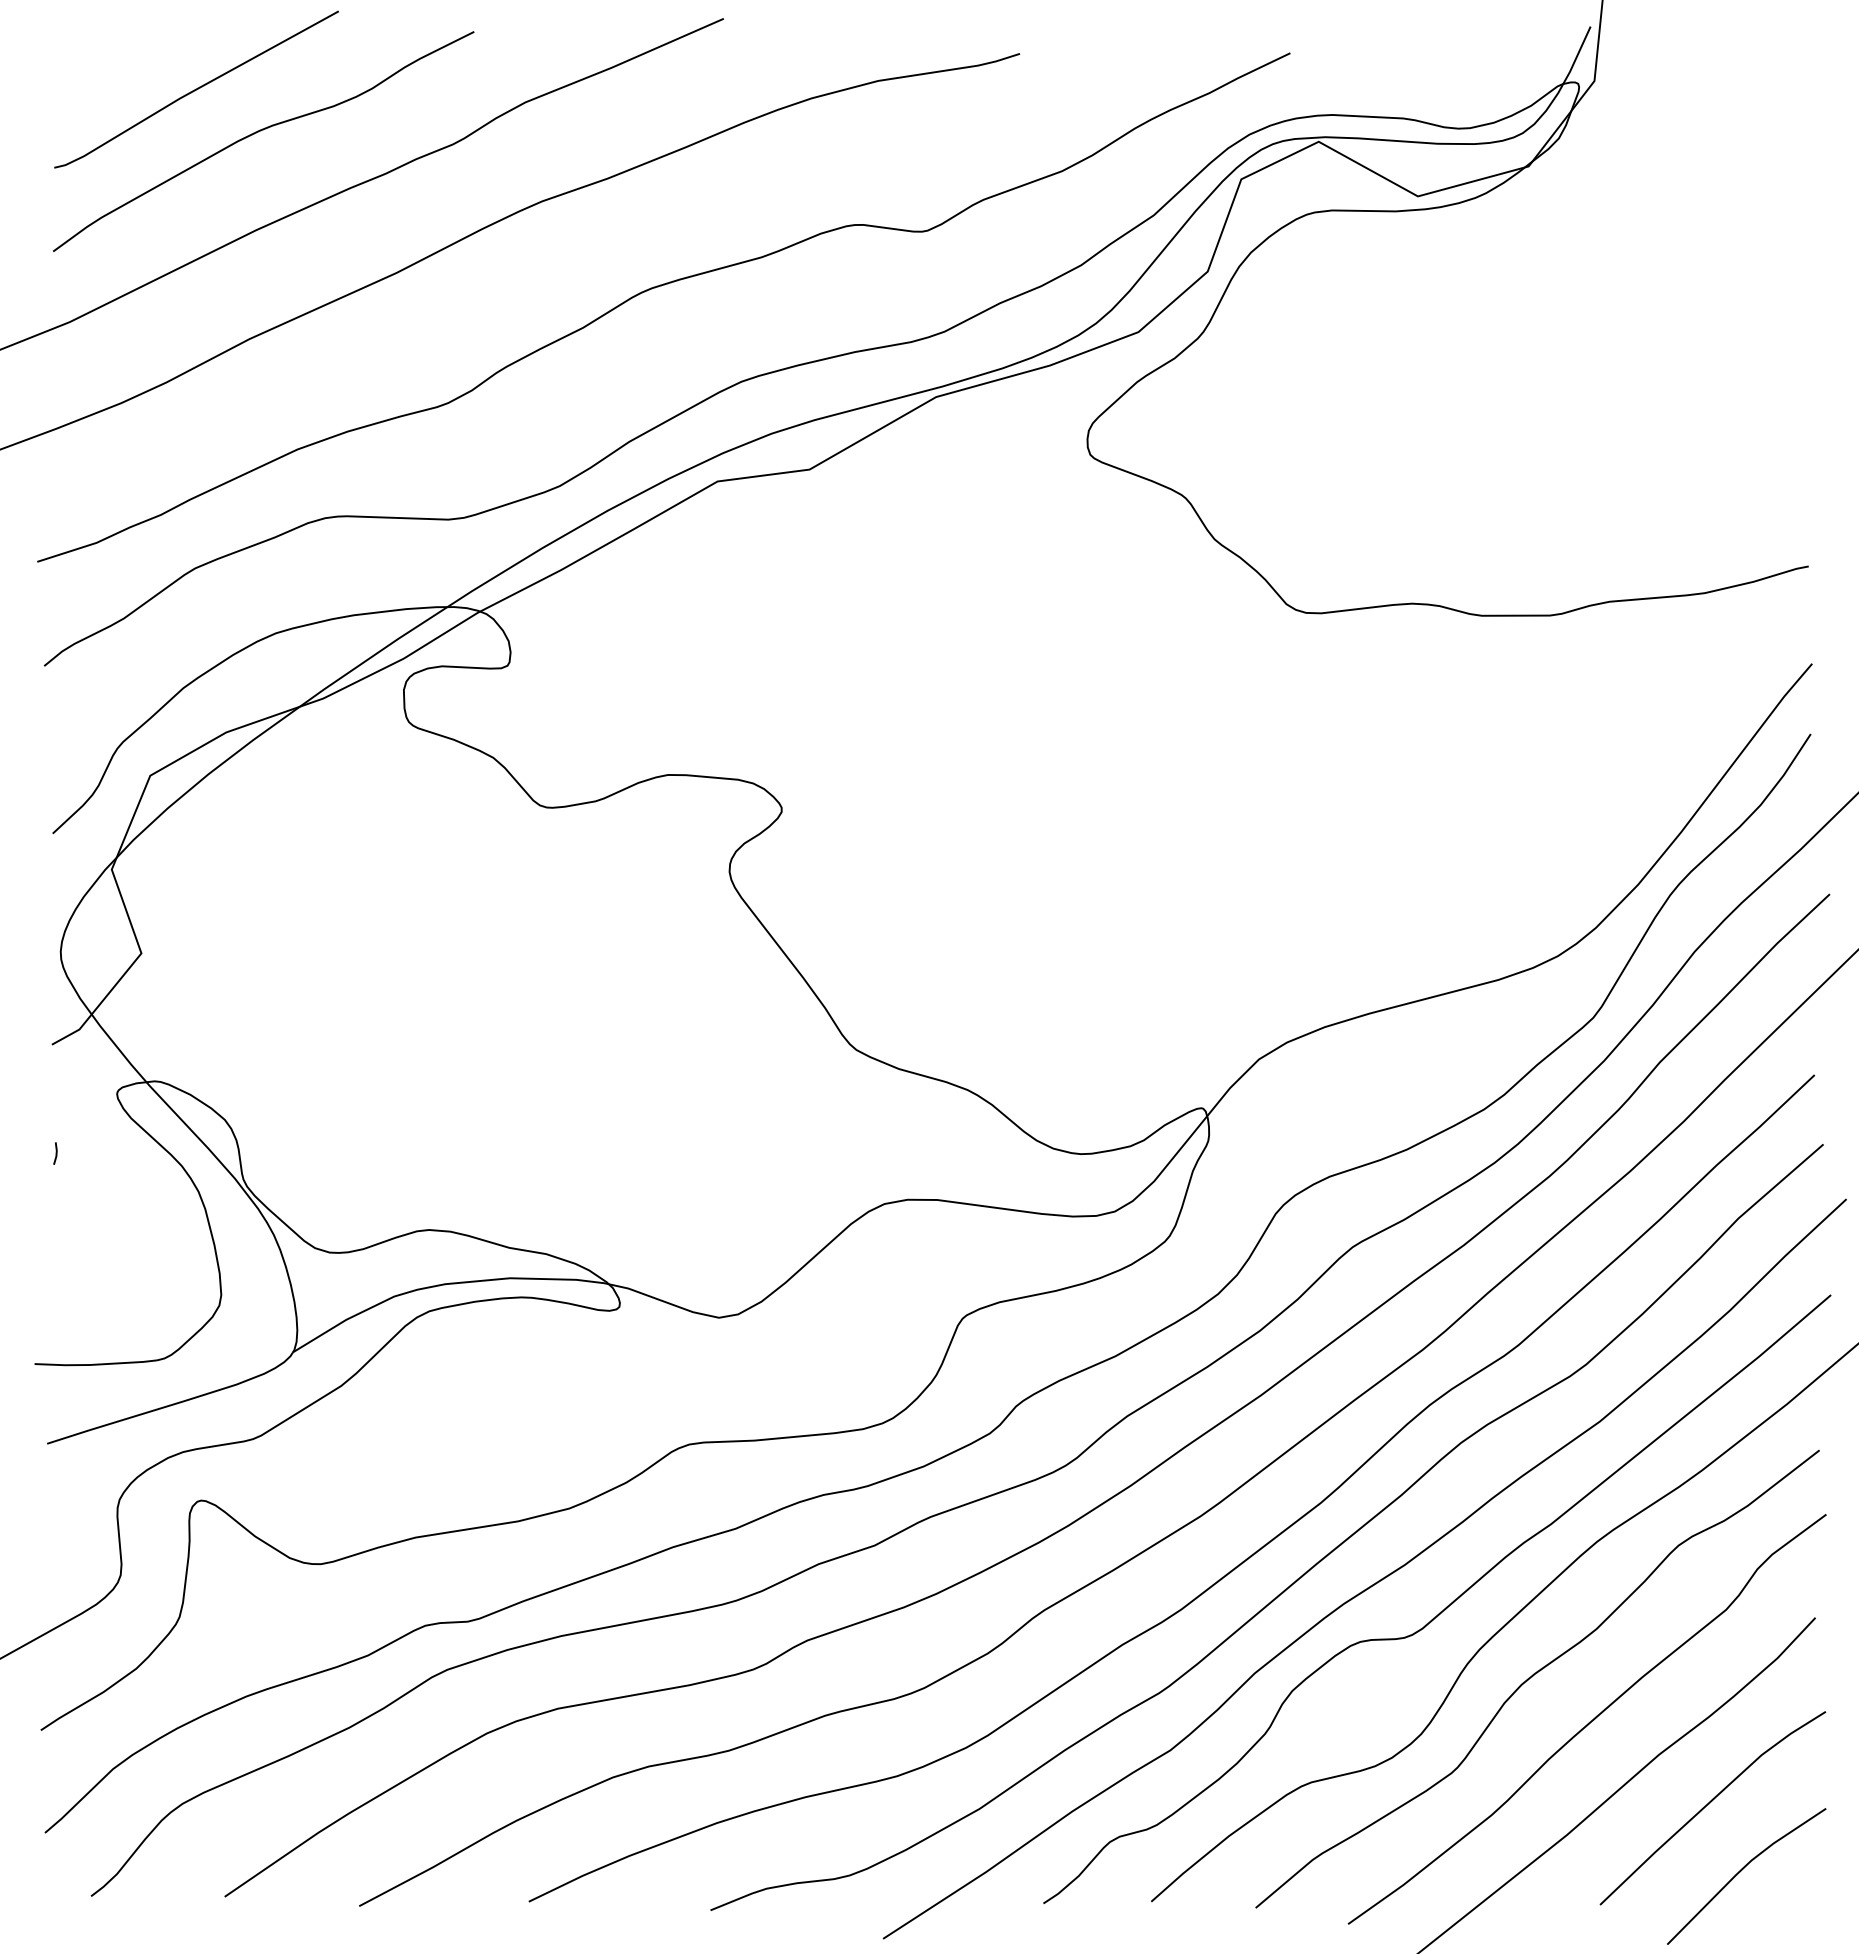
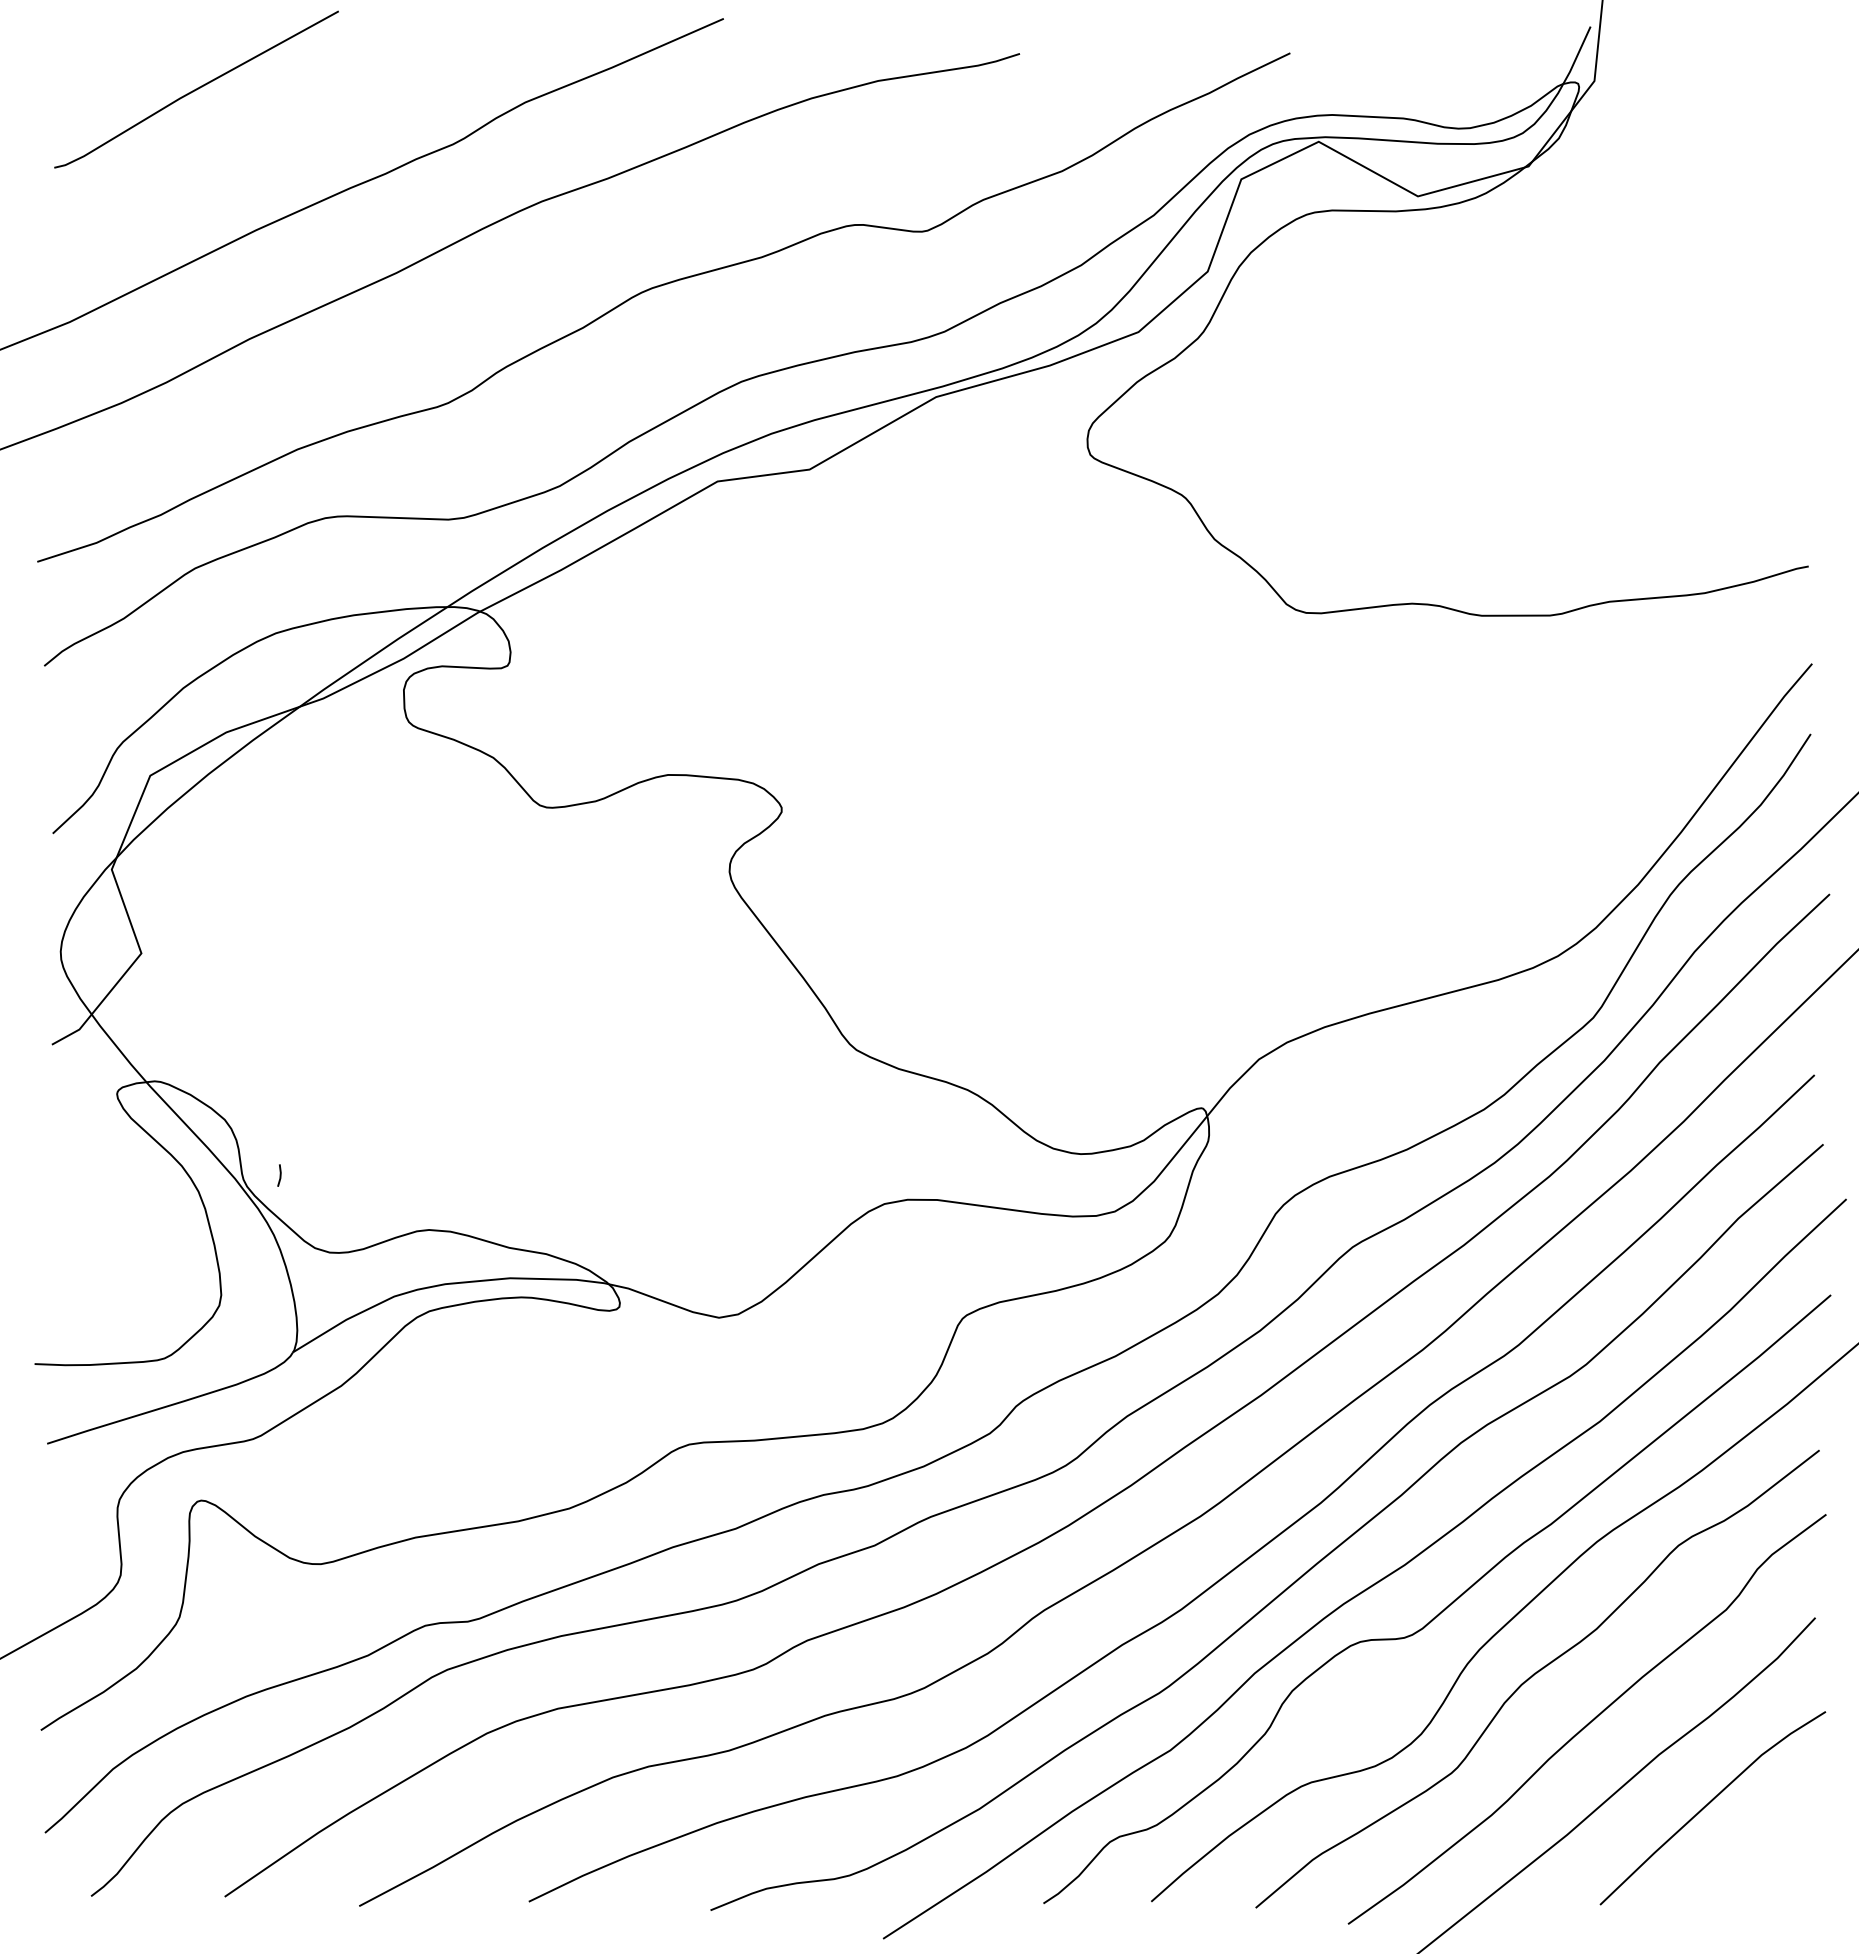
curve: present -> none (261, 131)
line position: (55, 1153) -> (279, 1175) (279, 1175)
line: present -> none (1741, 1871)
